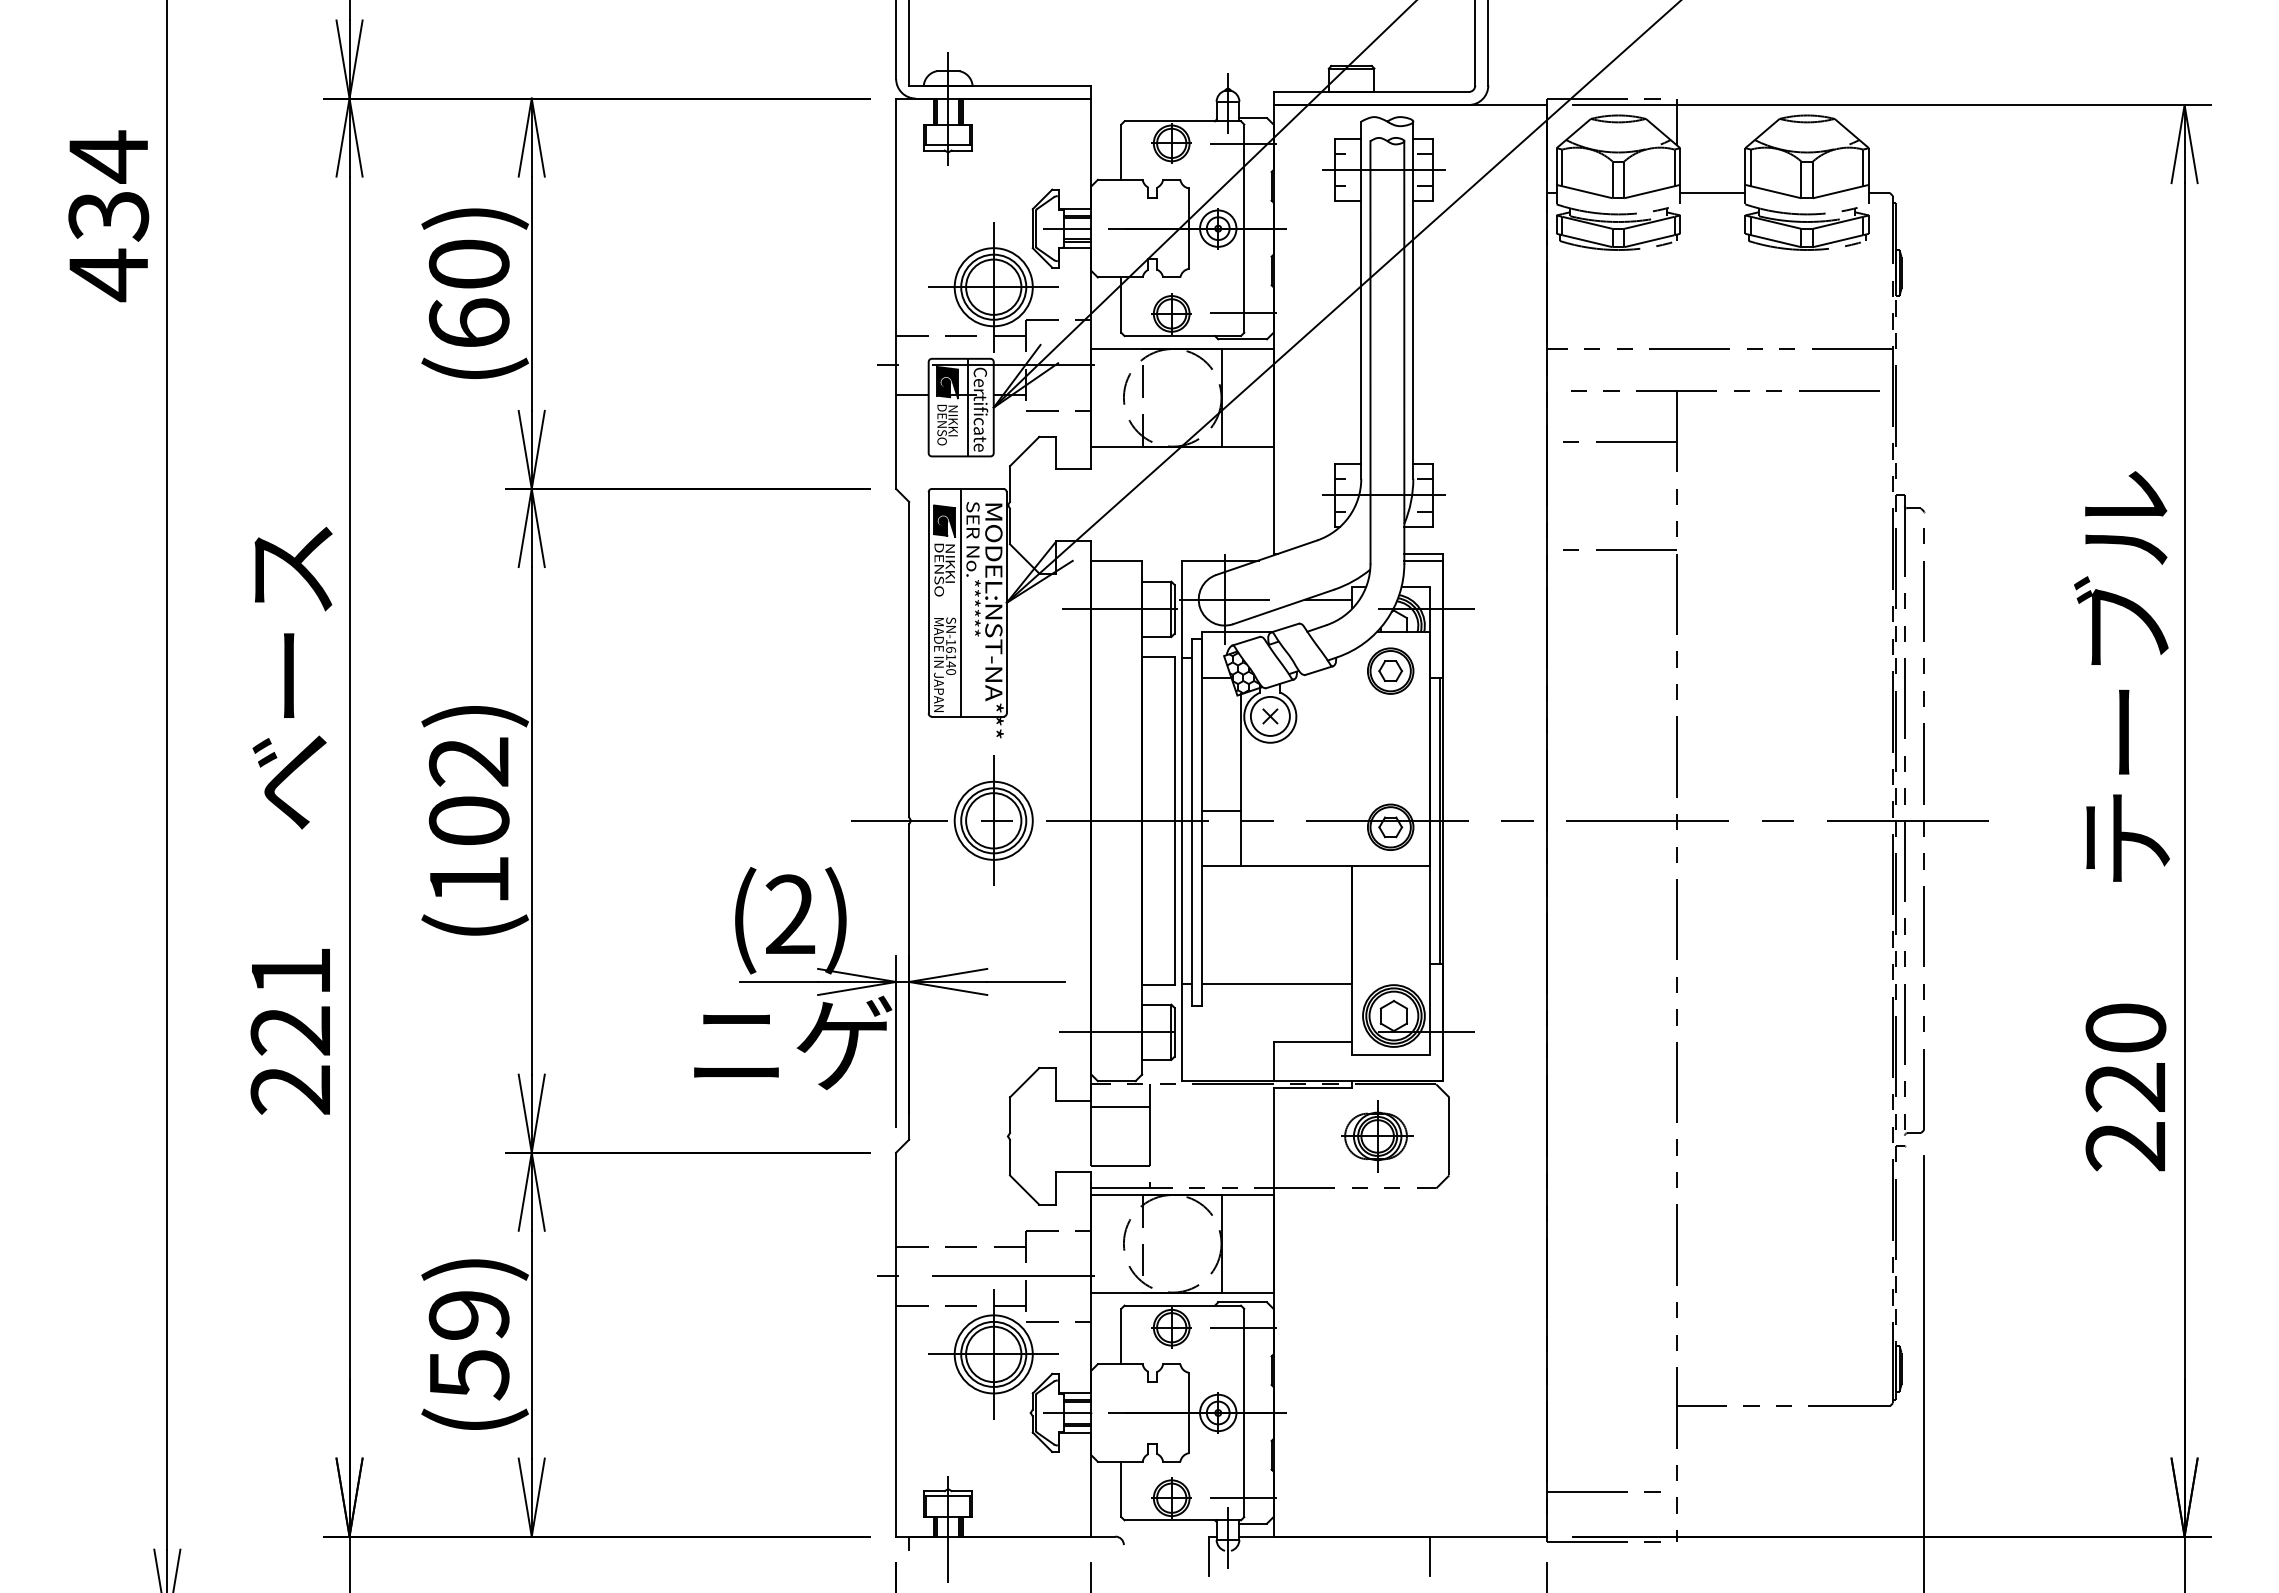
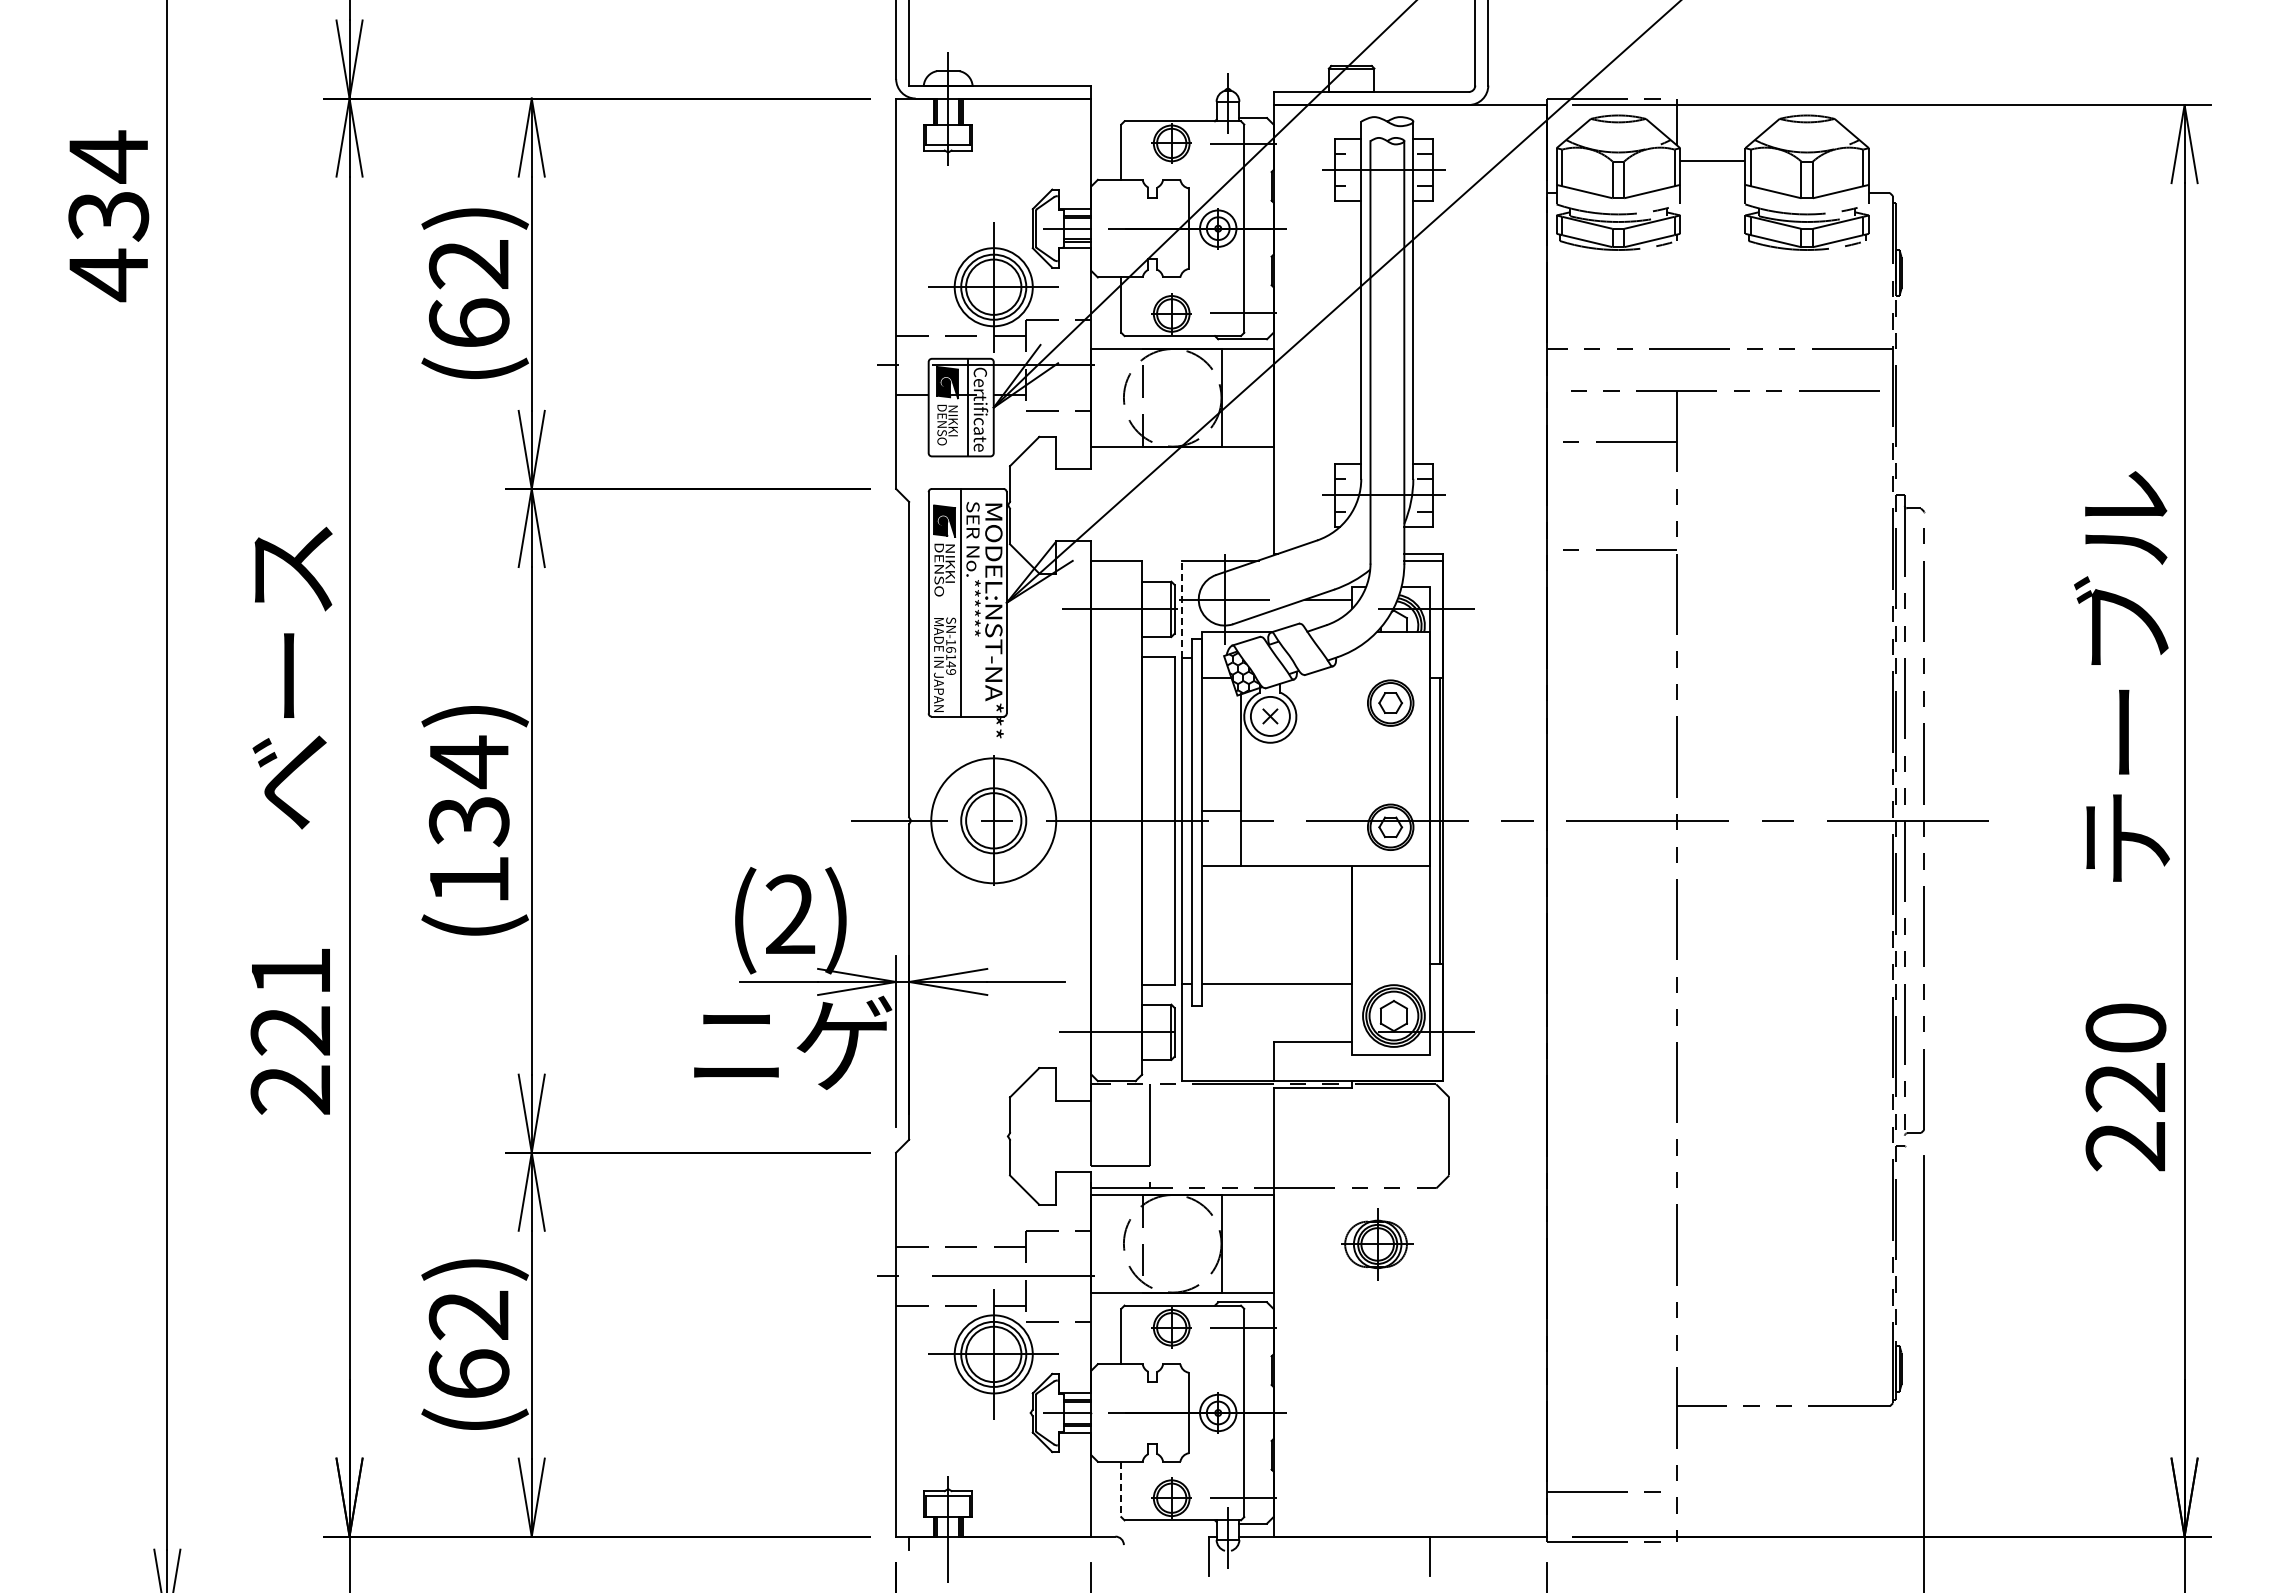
line position: (1712, 192) -> (1712, 160) (1712, 160)
text: (60) -> (62) (468, 264)
line: solid -> dashed (1182, 609)
part position: (1390, 670) -> (1390, 702) (1390, 702)
text: SN-16140 -> SN-16149 (950, 671)
text: (102) -> (134) (468, 790)
circle diameter: 78 px -> 125 px (993, 820)
line: present -> none (1120, 1107)
part position: (1377, 1136) -> (1377, 1244) (1377, 1244)
text: (59) -> (62) (468, 1345)
line: solid -> dashed (1121, 1489)
